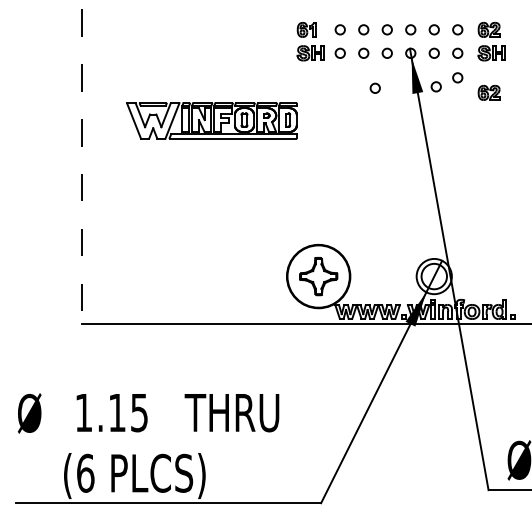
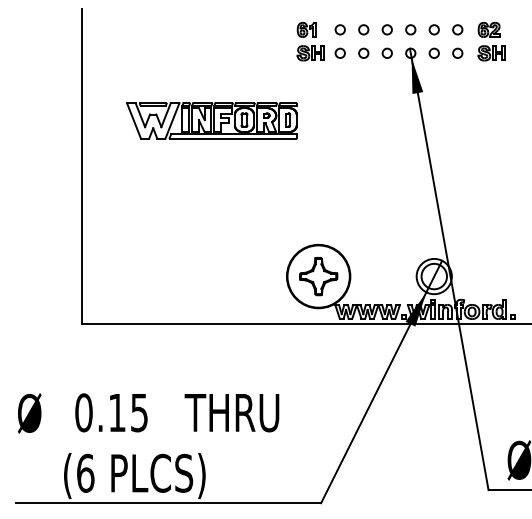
circle: present -> none (457, 77)
circle: present -> none (435, 86)
circle: present -> none (374, 87)
part: present -> none (488, 92)
line: dashed -> solid (81, 167)
text: 1.15 -> 0.15 (83, 412)
